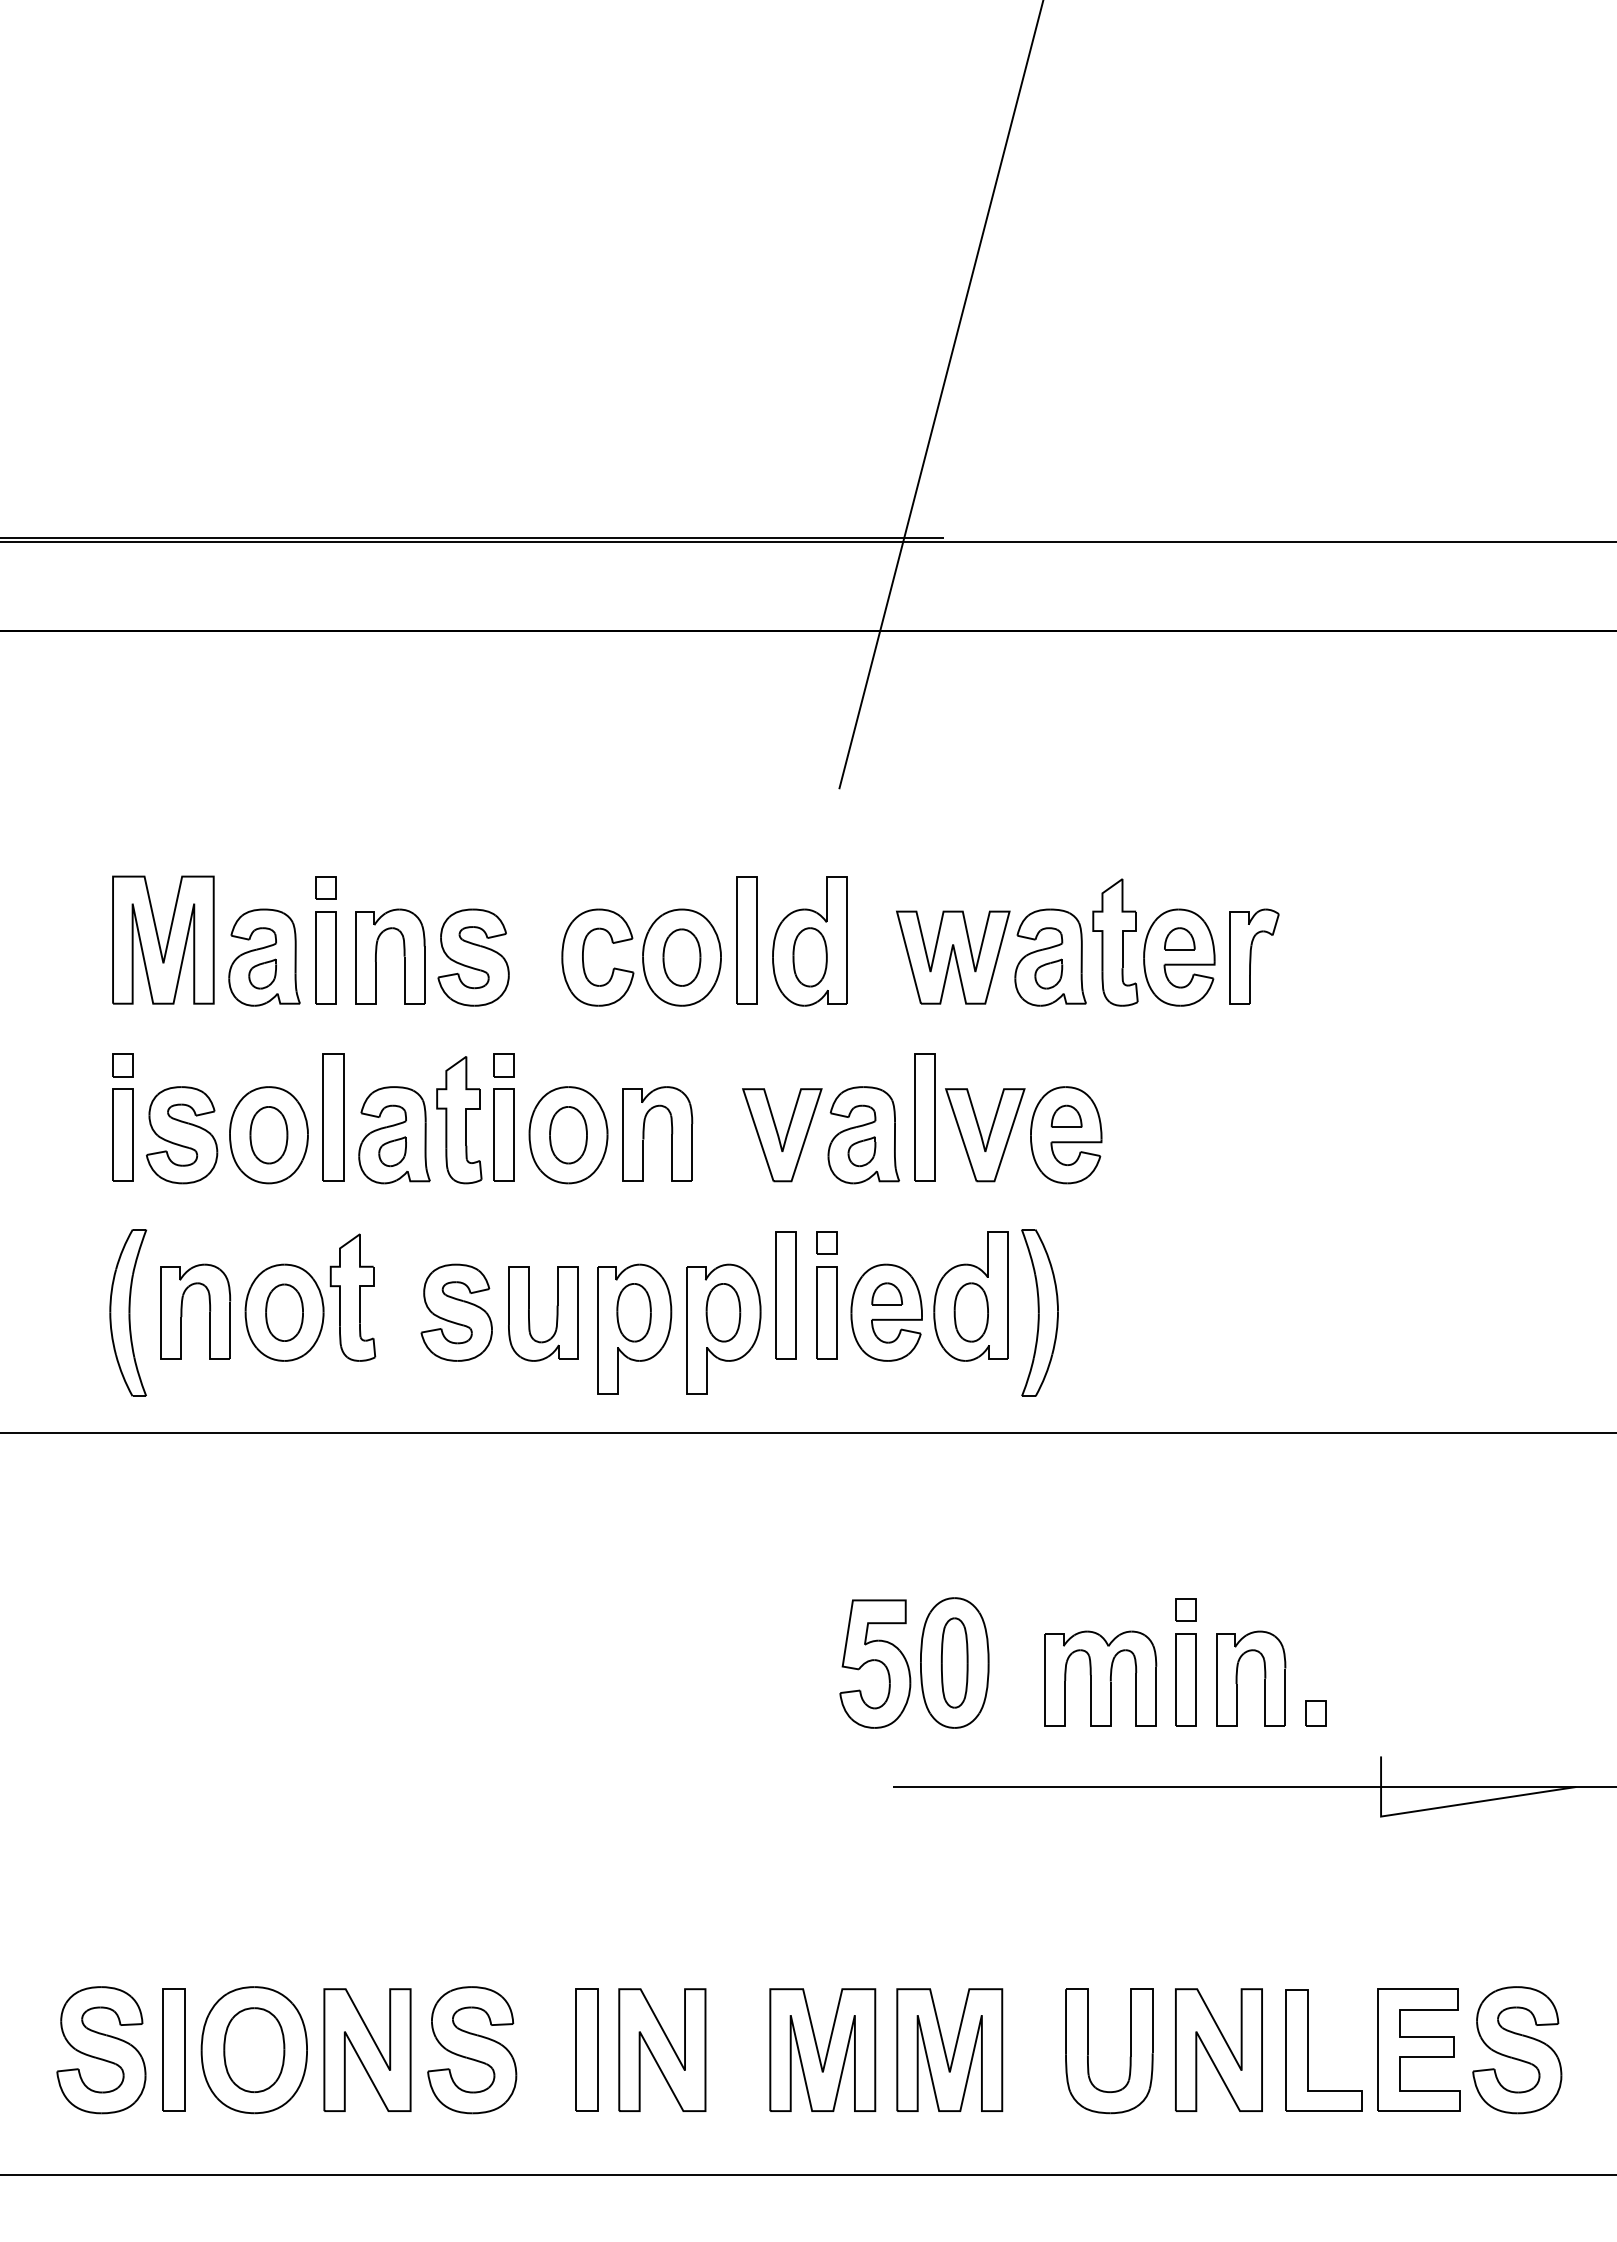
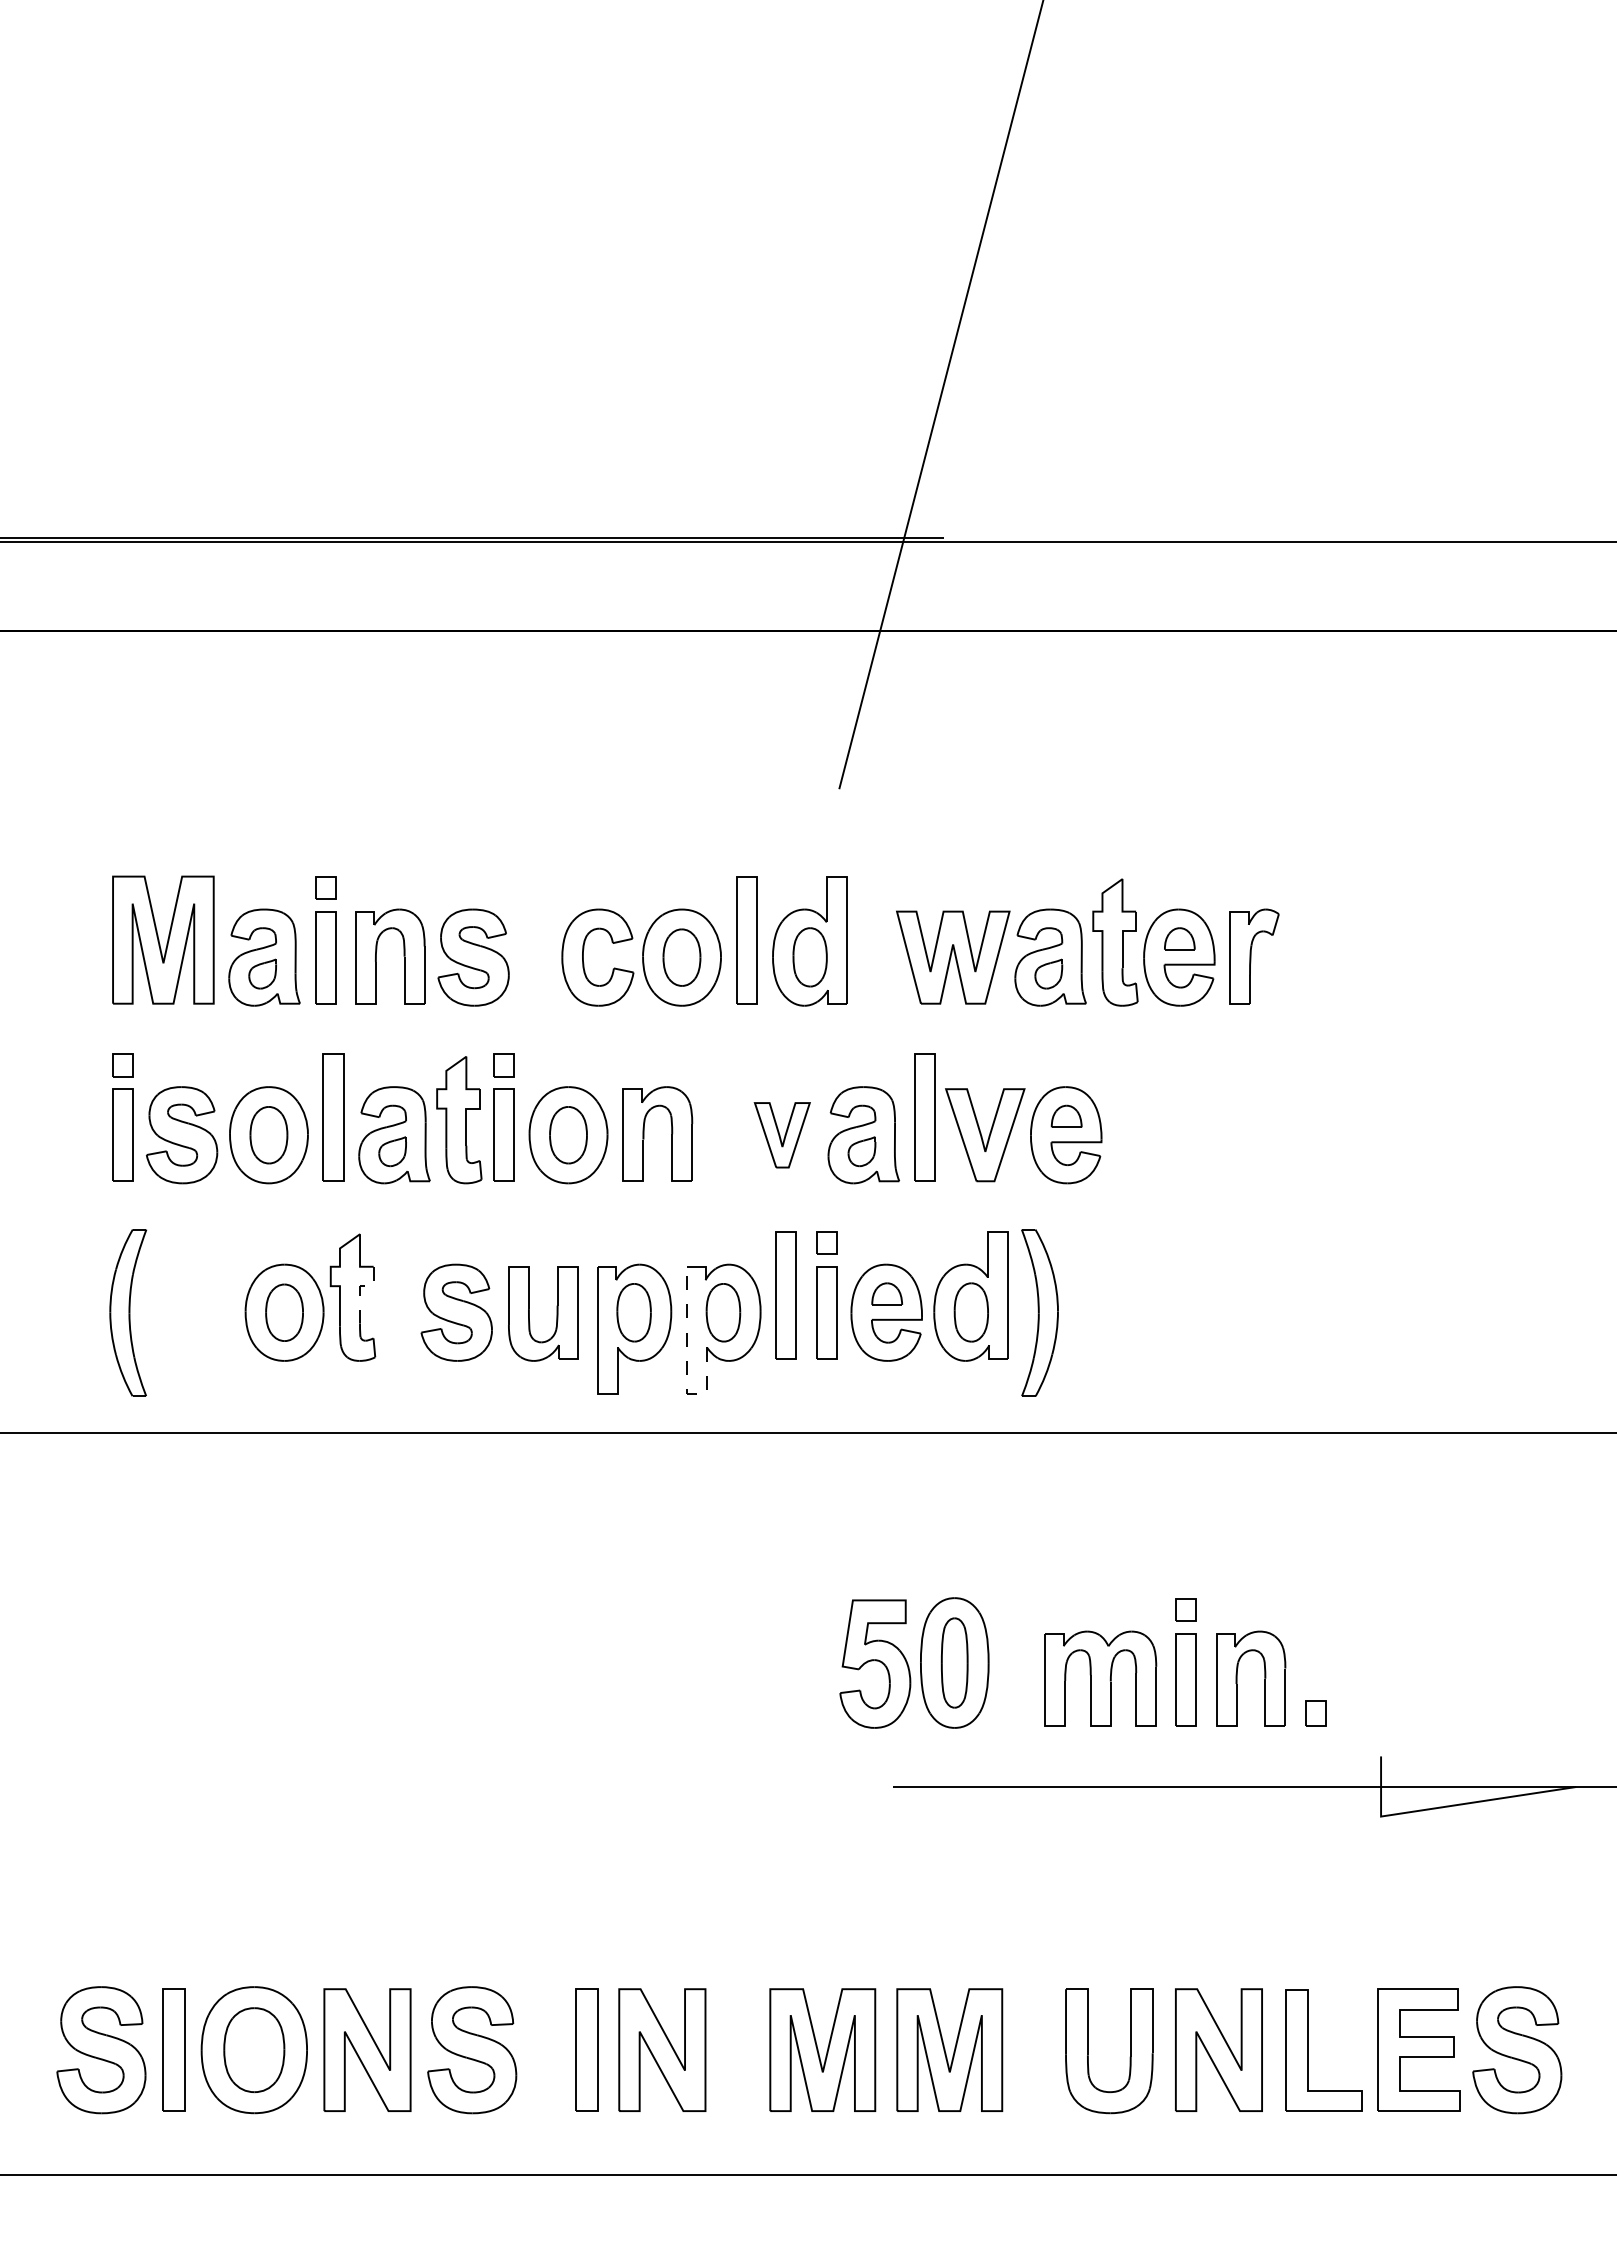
part size: 81x95 px -> 58x67 px (781, 1135)
line: solid -> dashed (360, 1287)
part: present -> none (182, 1311)
line: solid -> dashed (686, 1365)
